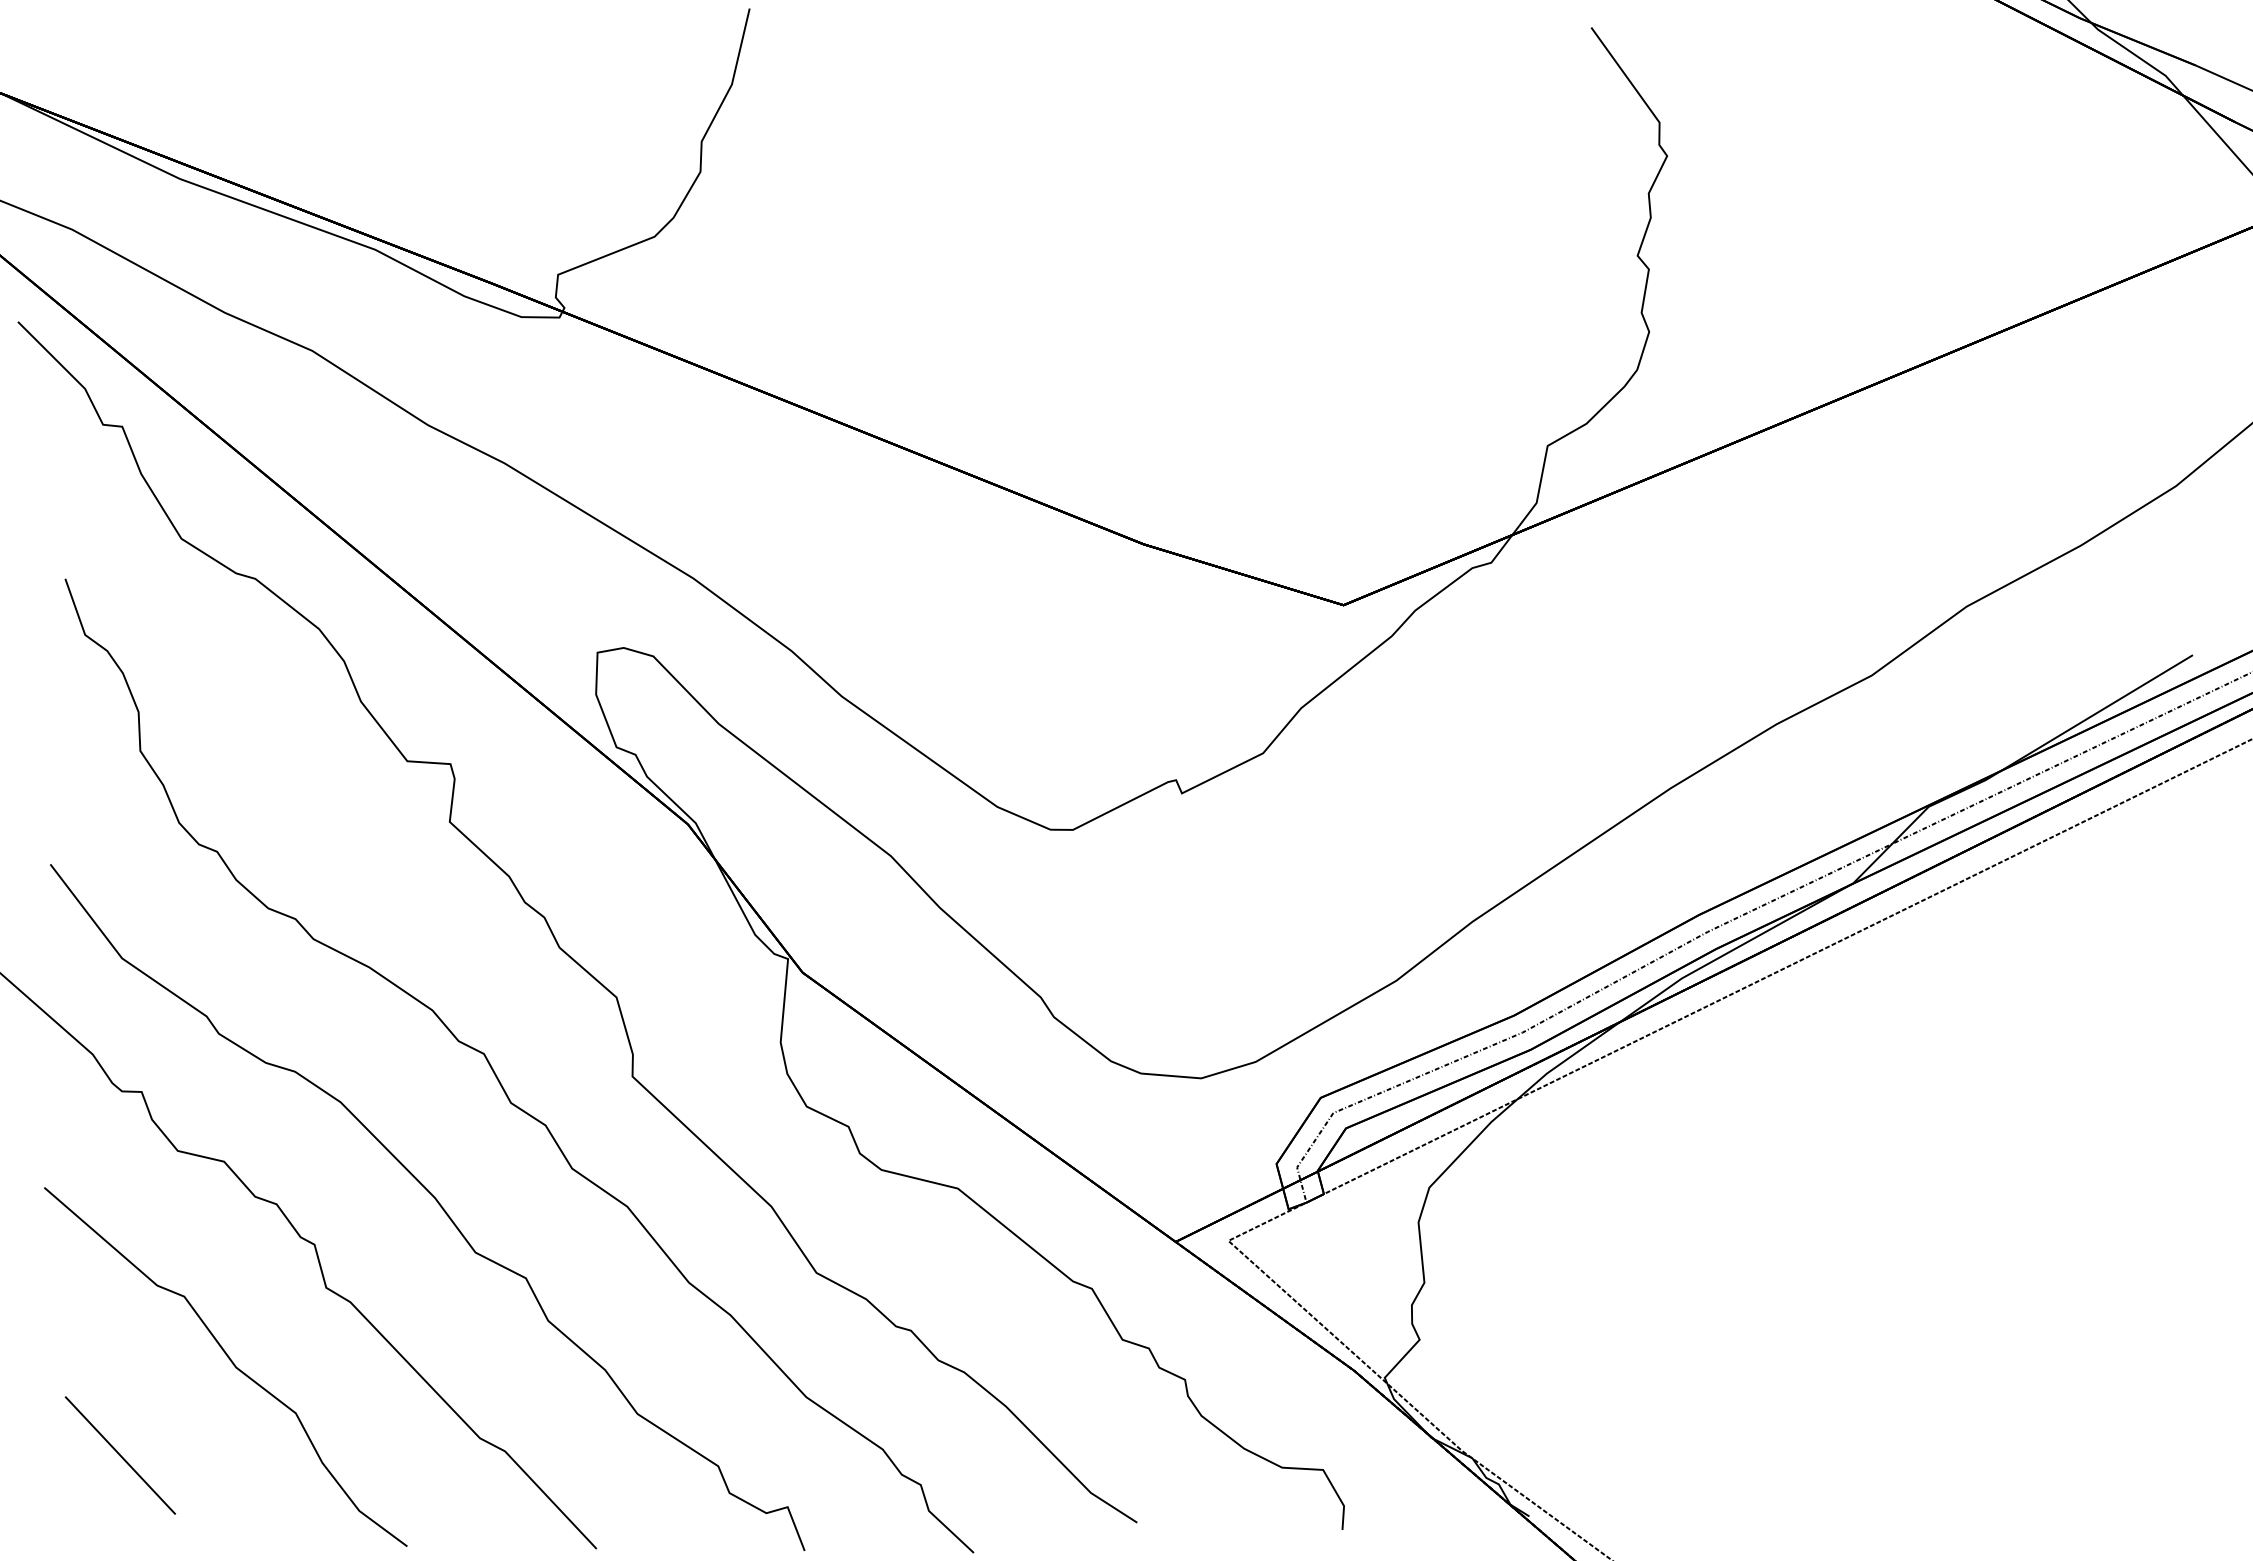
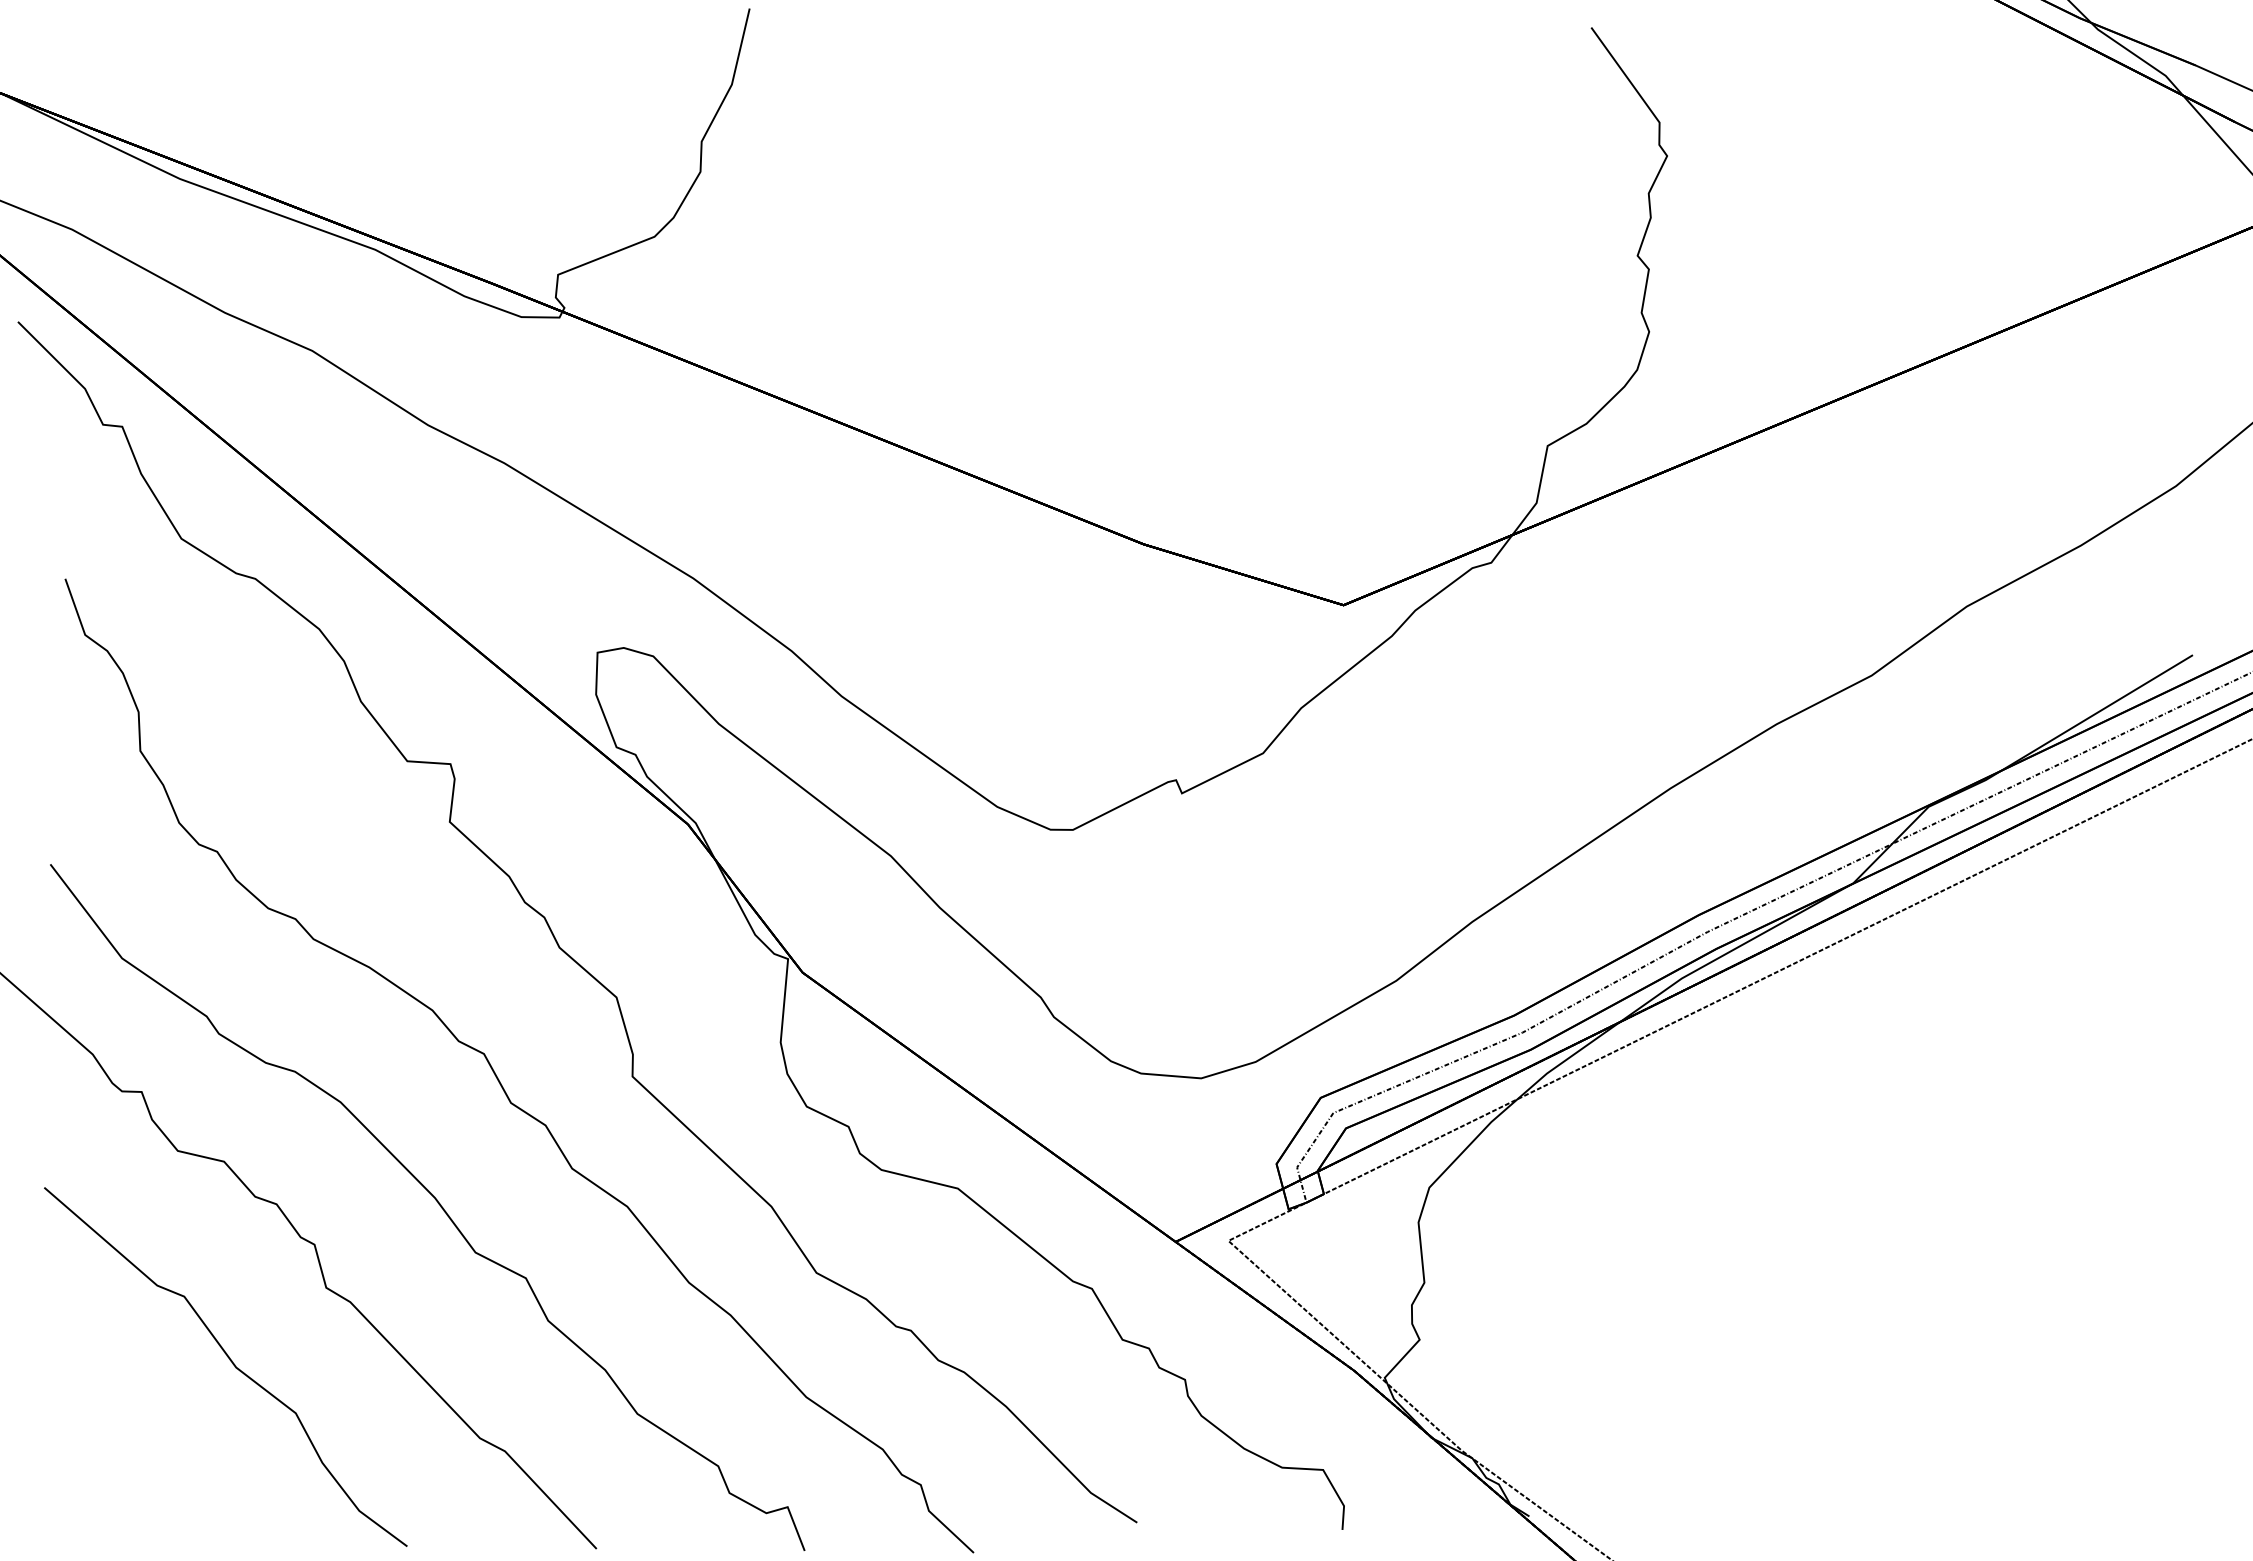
line: present -> none (119, 1455)
